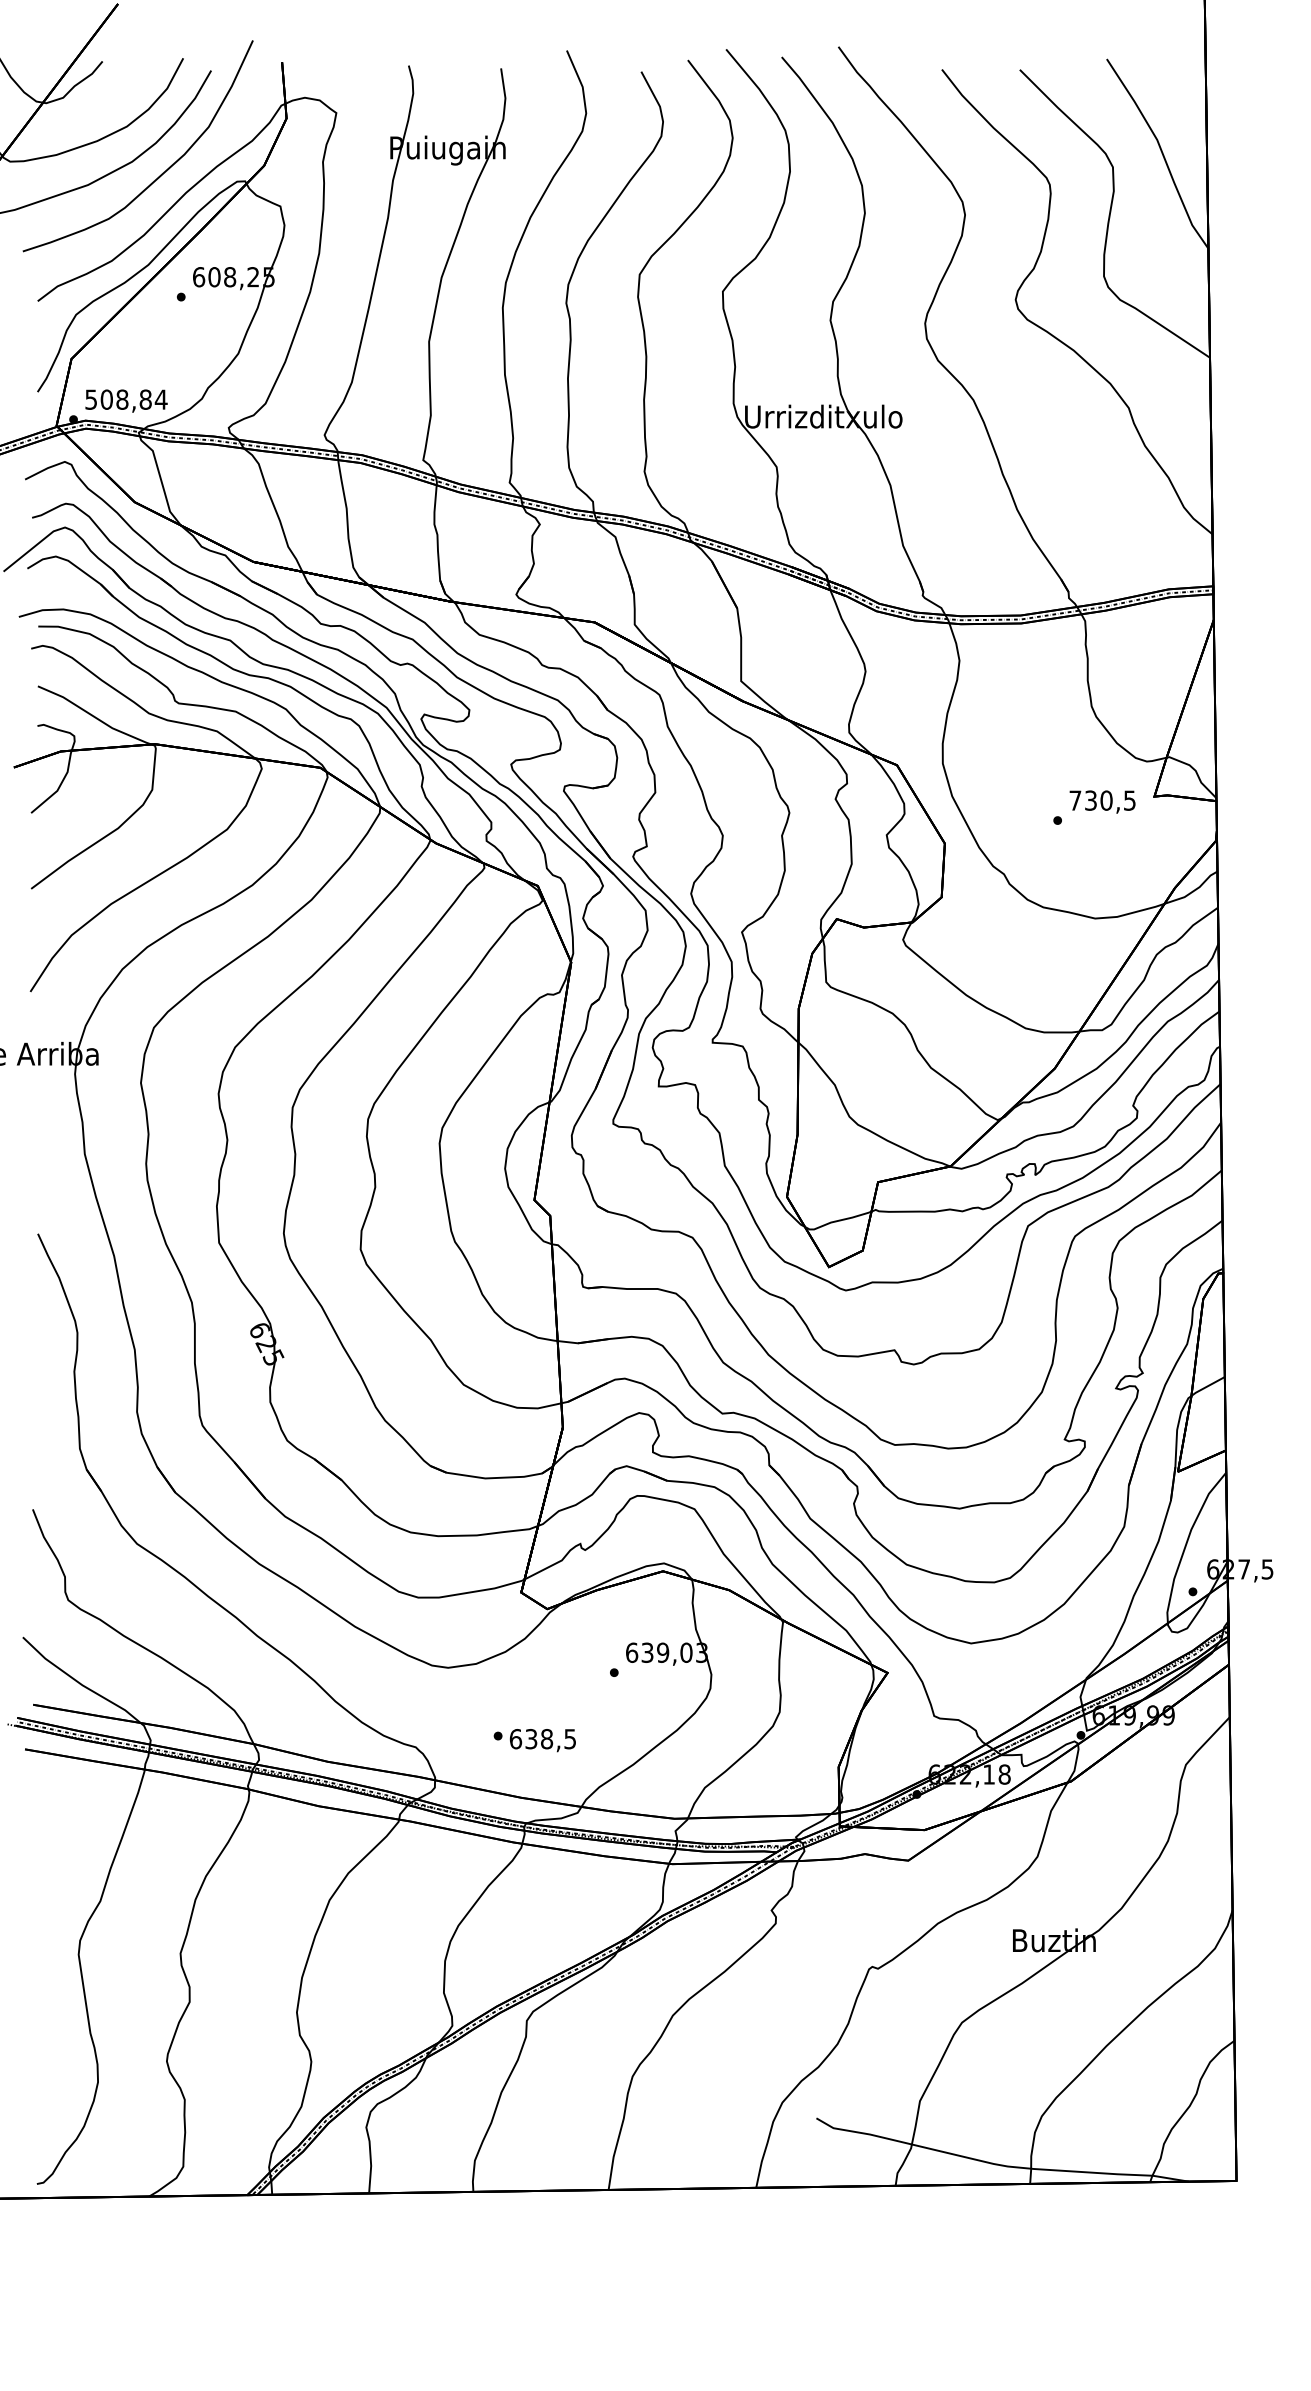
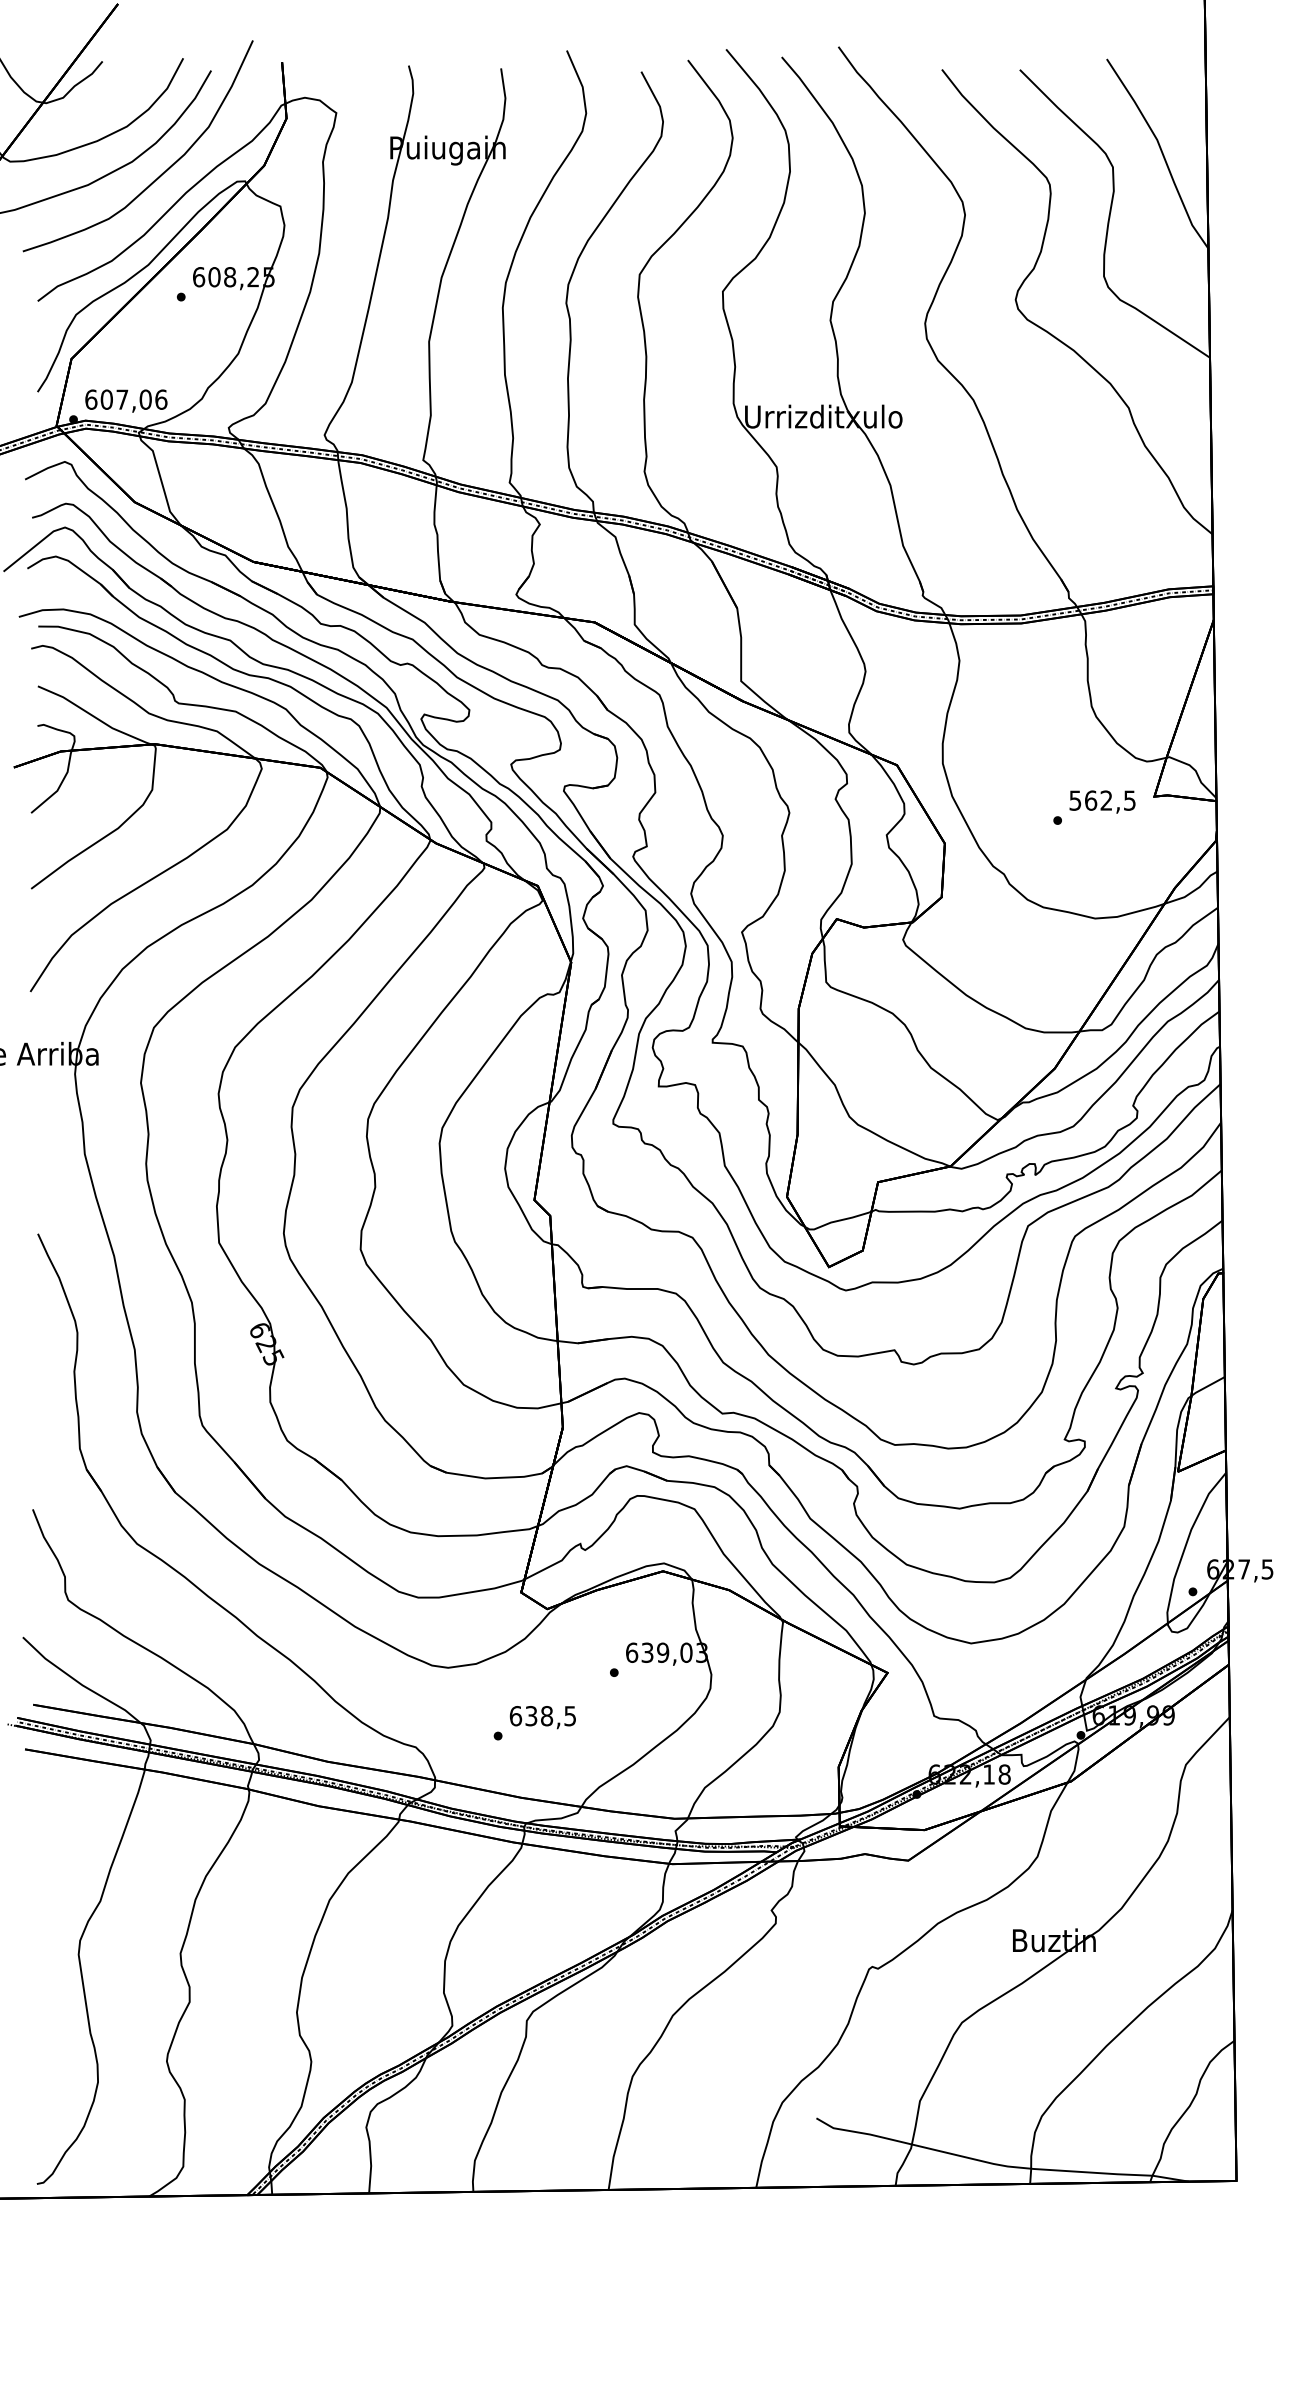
text: 508,84 -> 607,06 (126, 399)
text: 730,5 -> 562,5 (1090, 800)
text position: (542, 1740) -> (542, 1717) (542, 1717)
